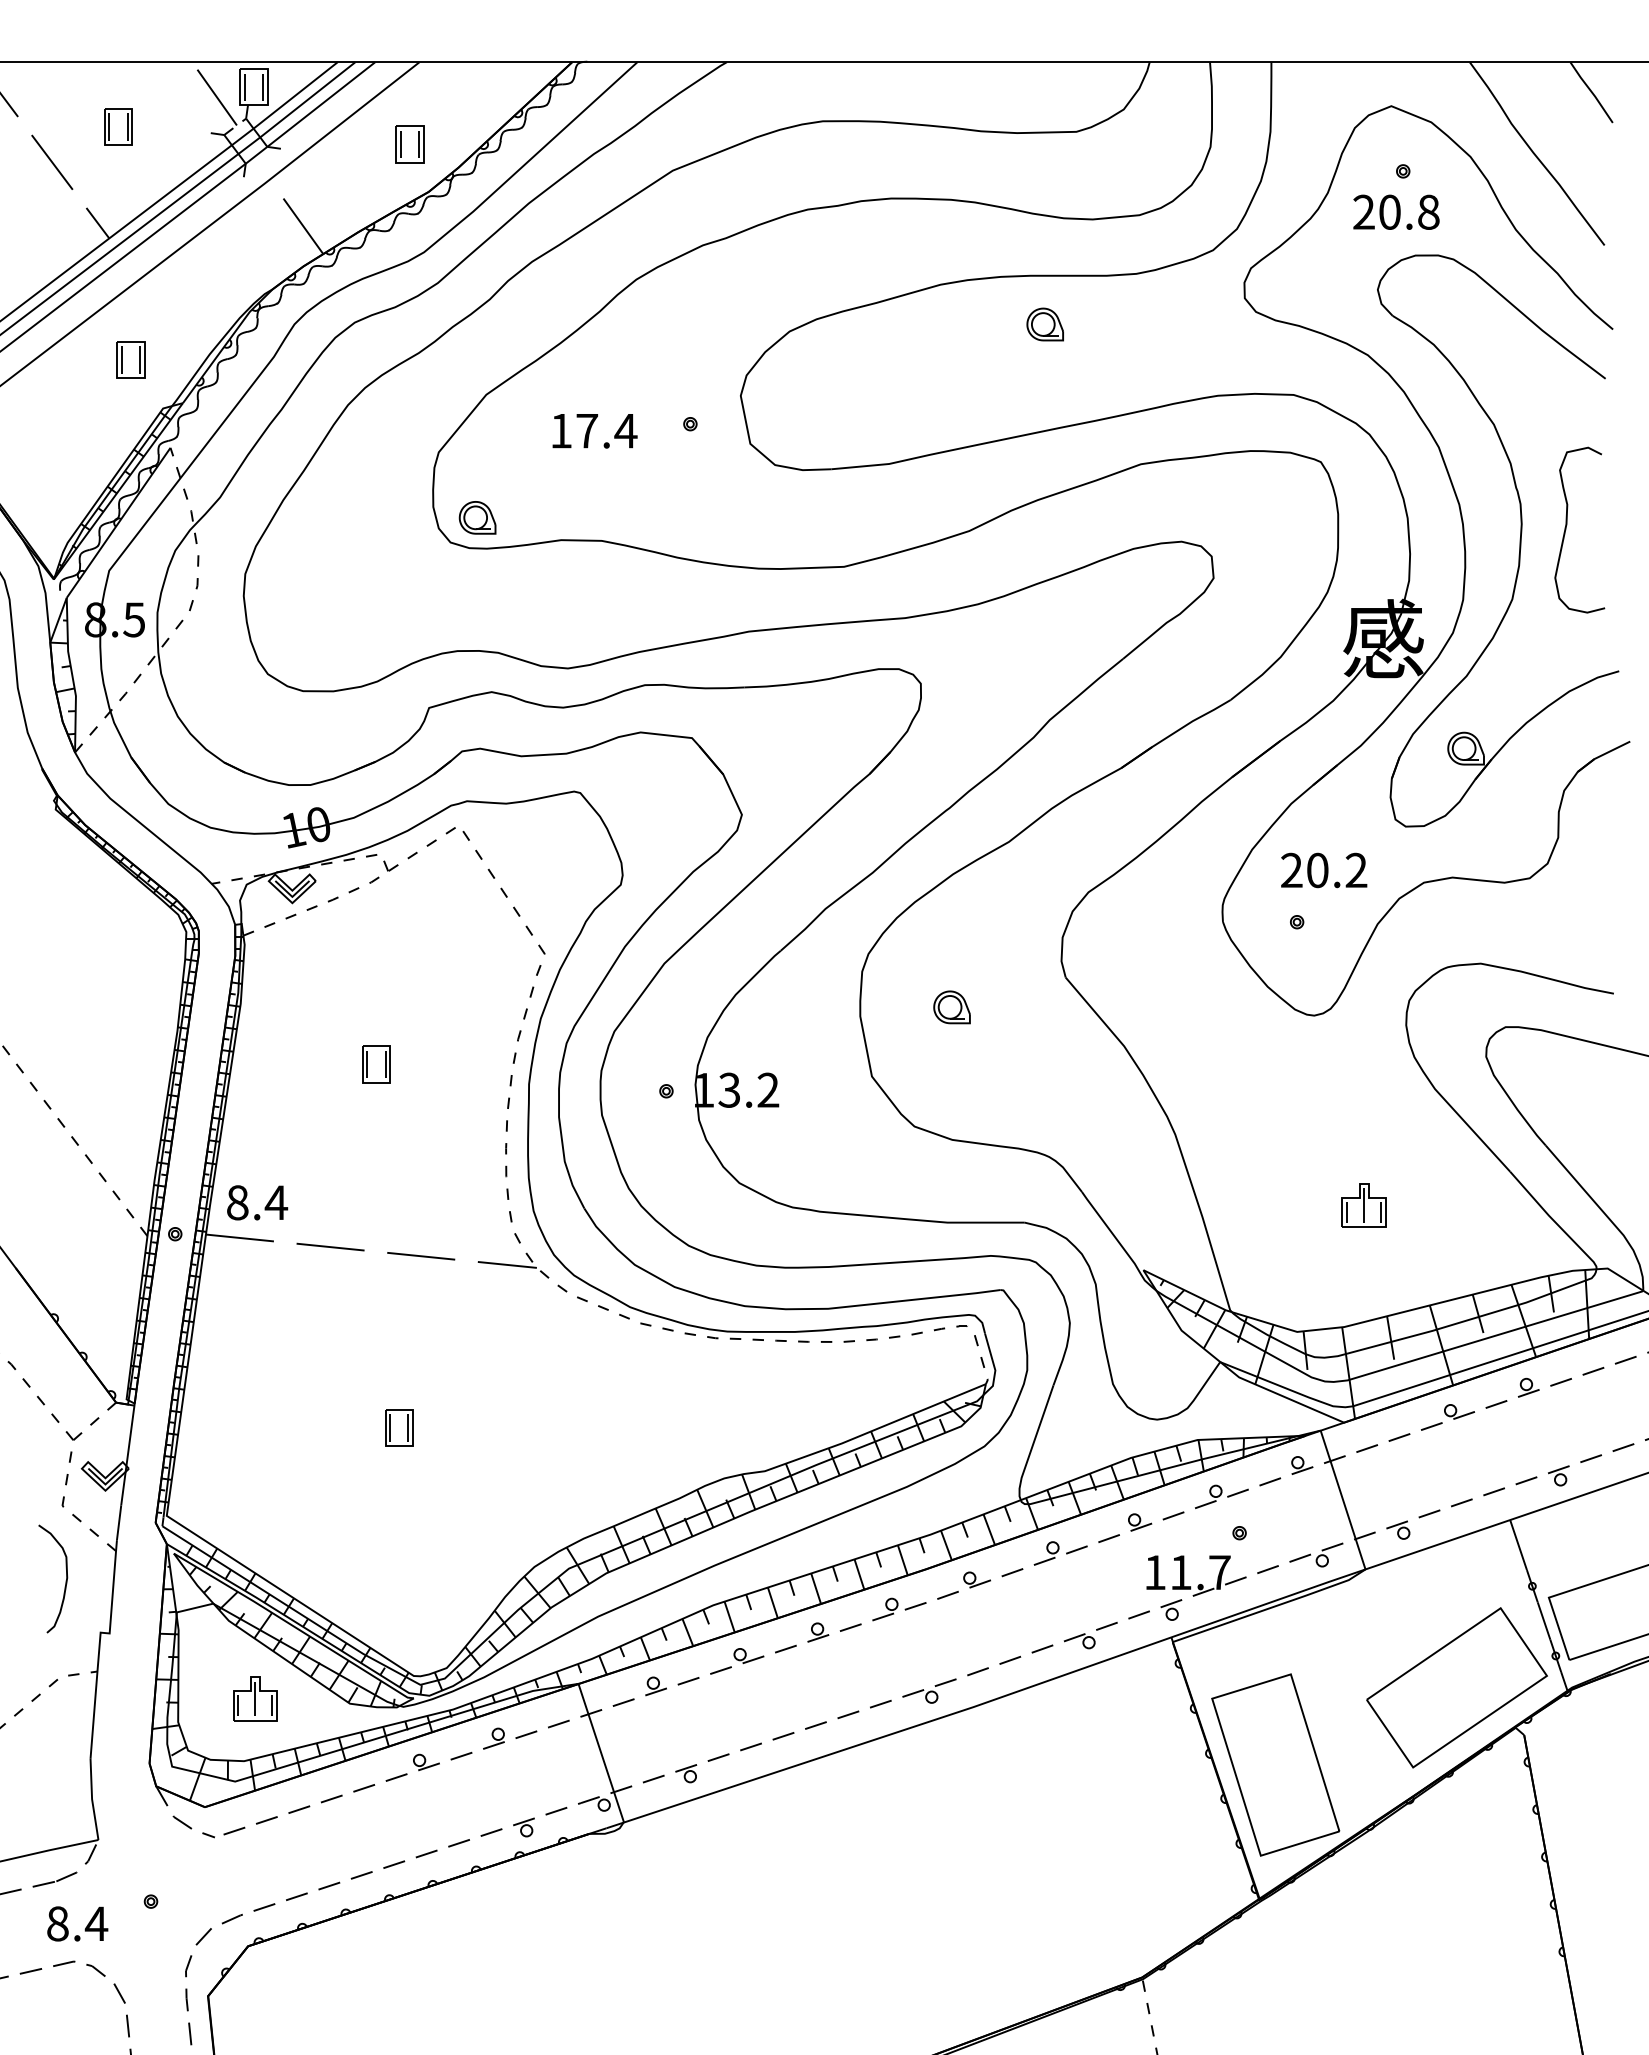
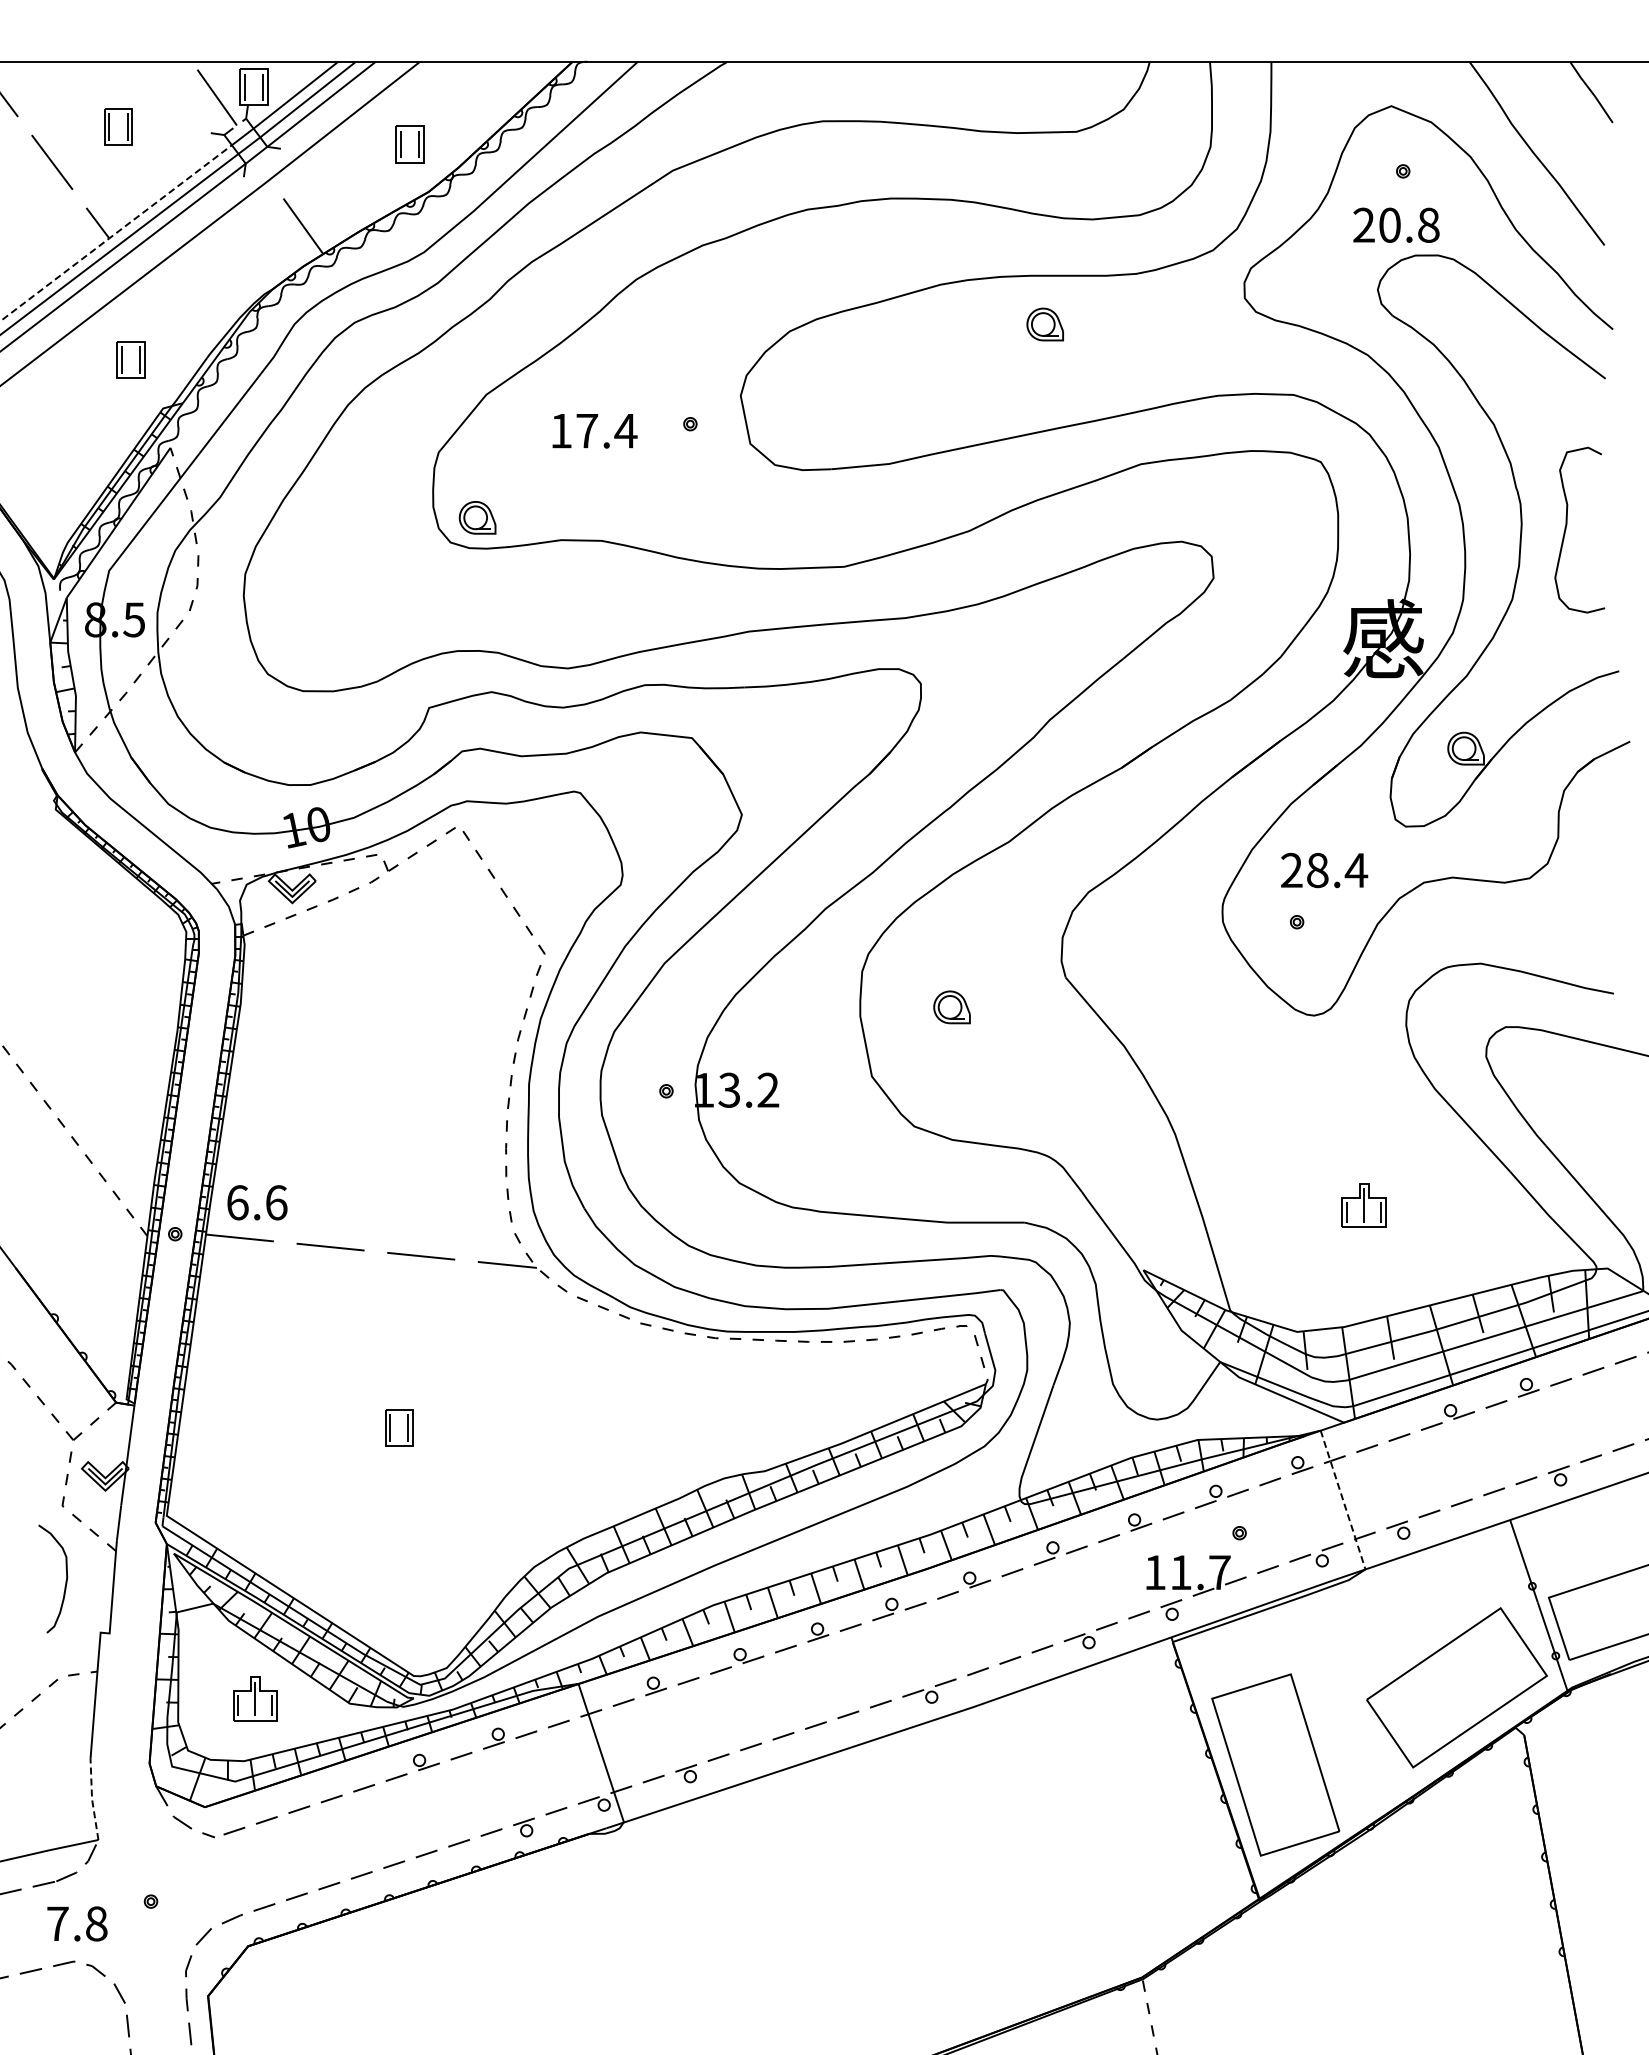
text position: (1396, 211) -> (1396, 224) (1396, 224)
line: solid -> dashed (116, 233)
text: 20.2 -> 28.4 (1337, 869)
part: present -> none (376, 1064)
text: 8.4 -> 6.6 (257, 1202)
line: solid -> dashed (1342, 1499)
line: solid -> dashed (92, 1799)
text: 8.4 -> 7.8 (77, 1923)
